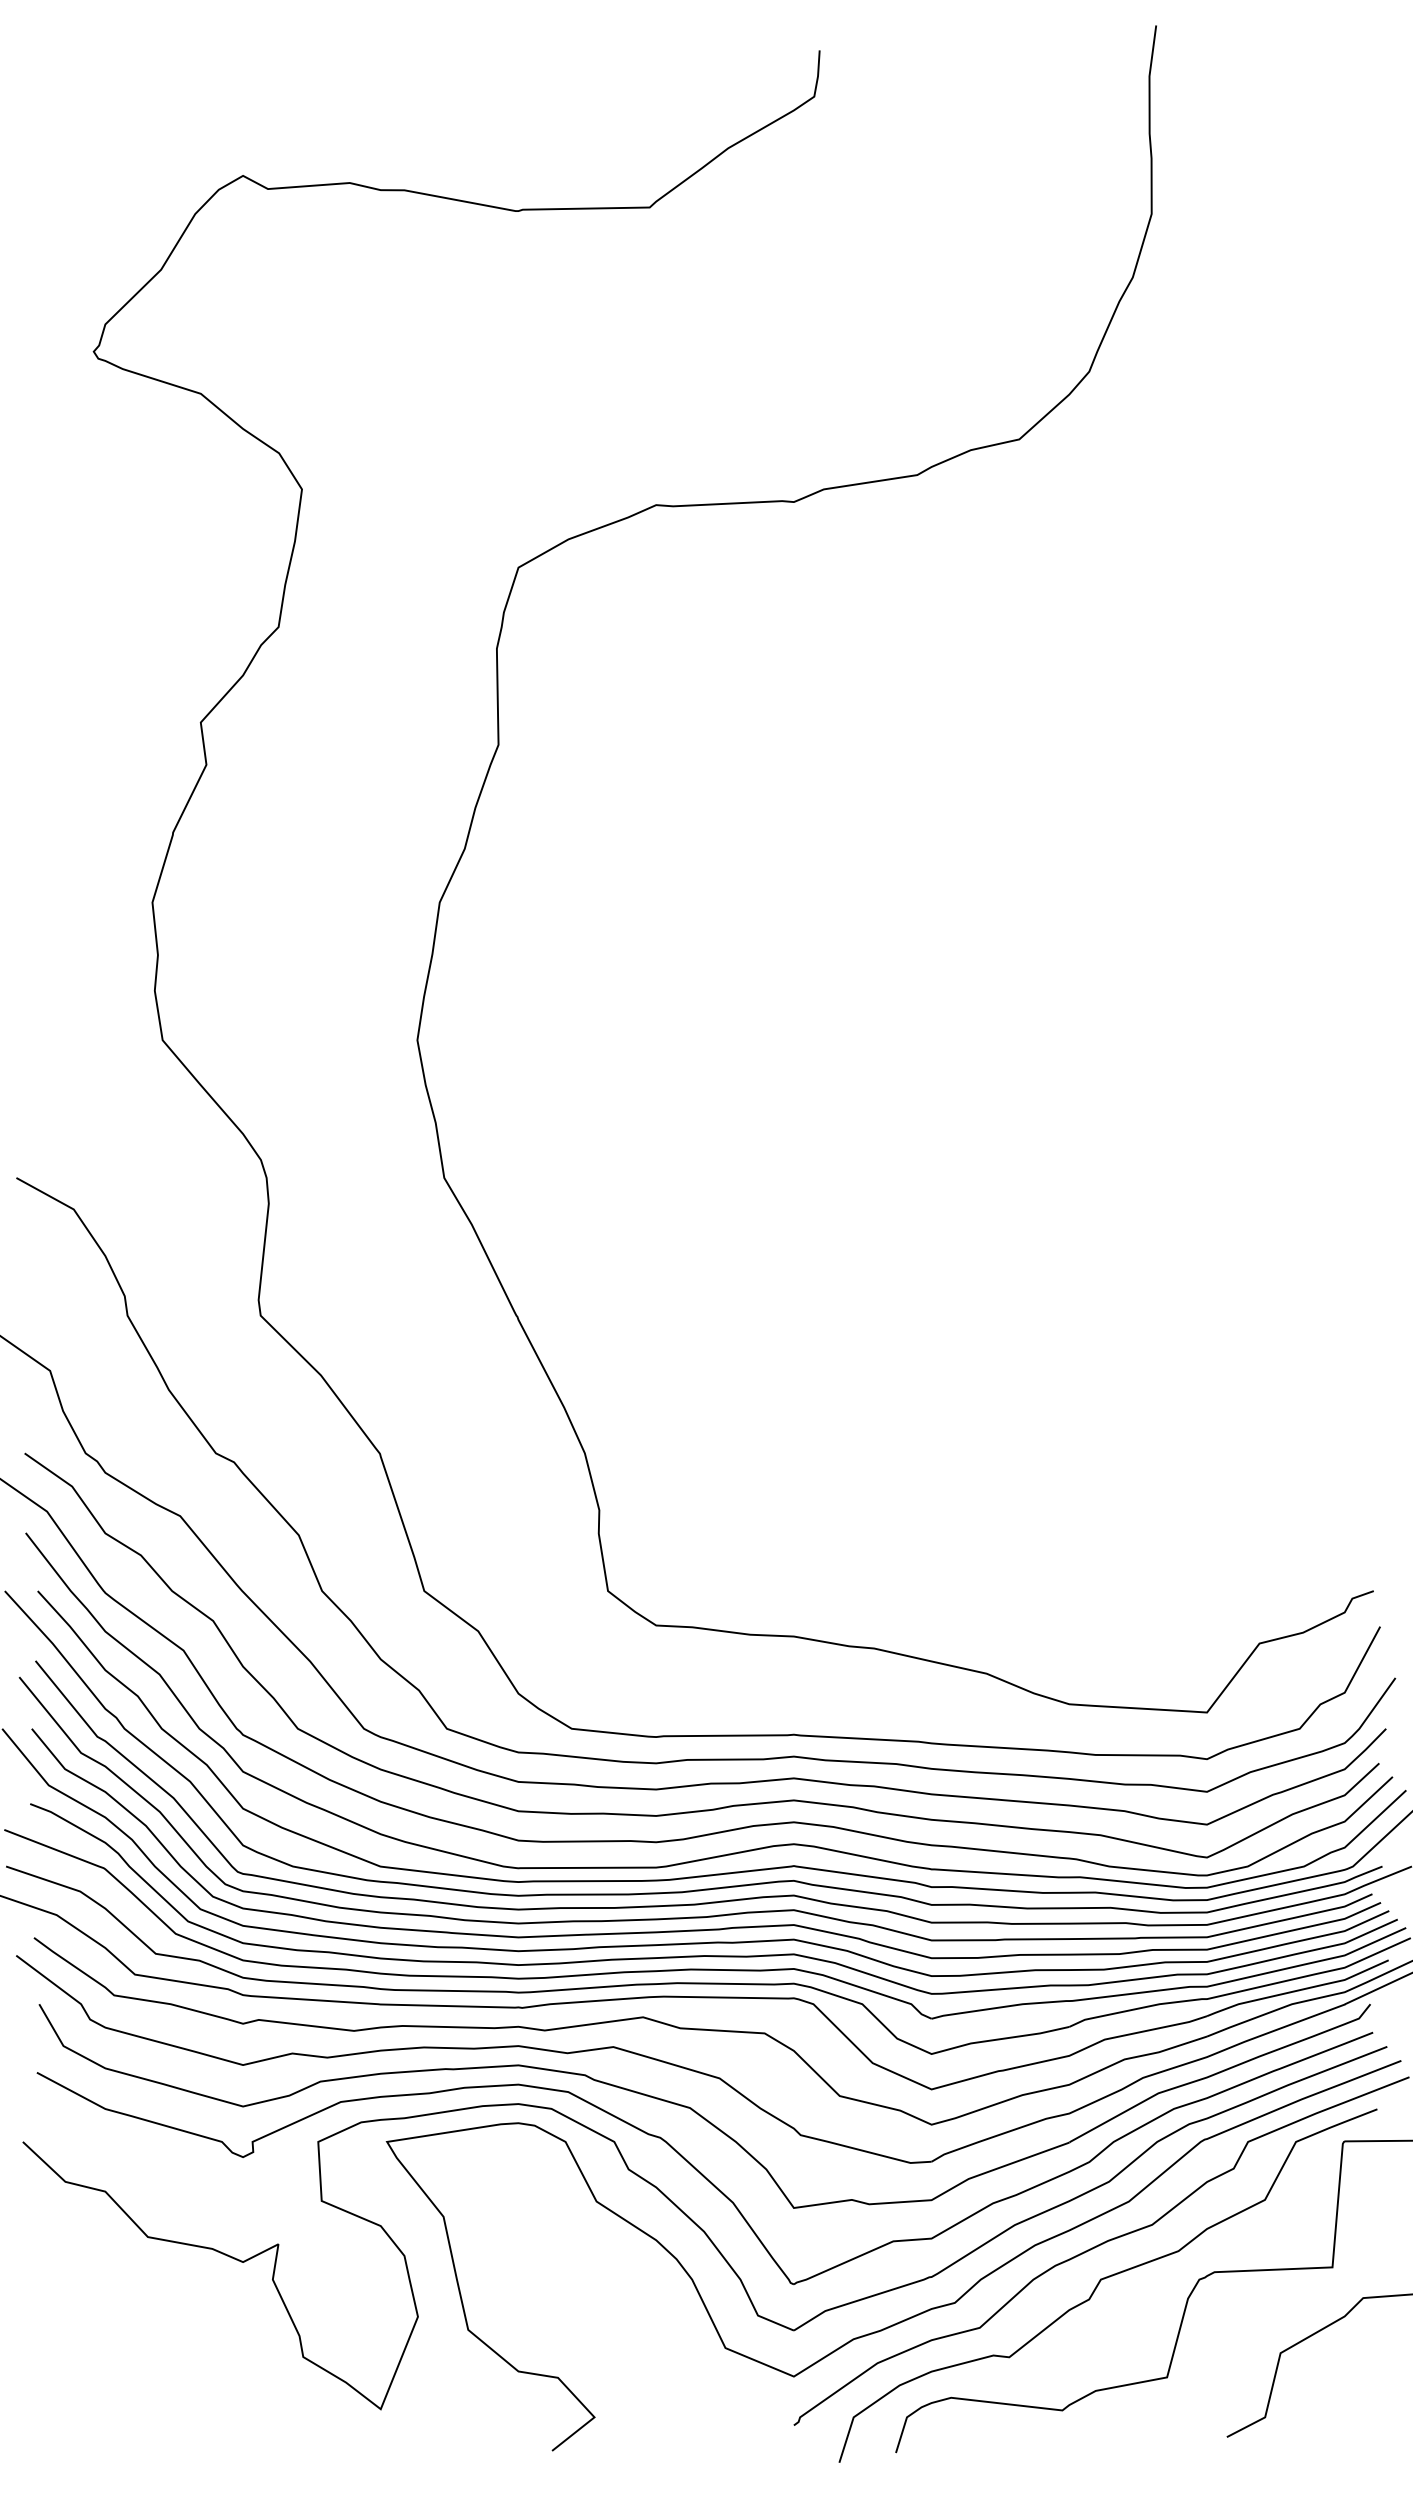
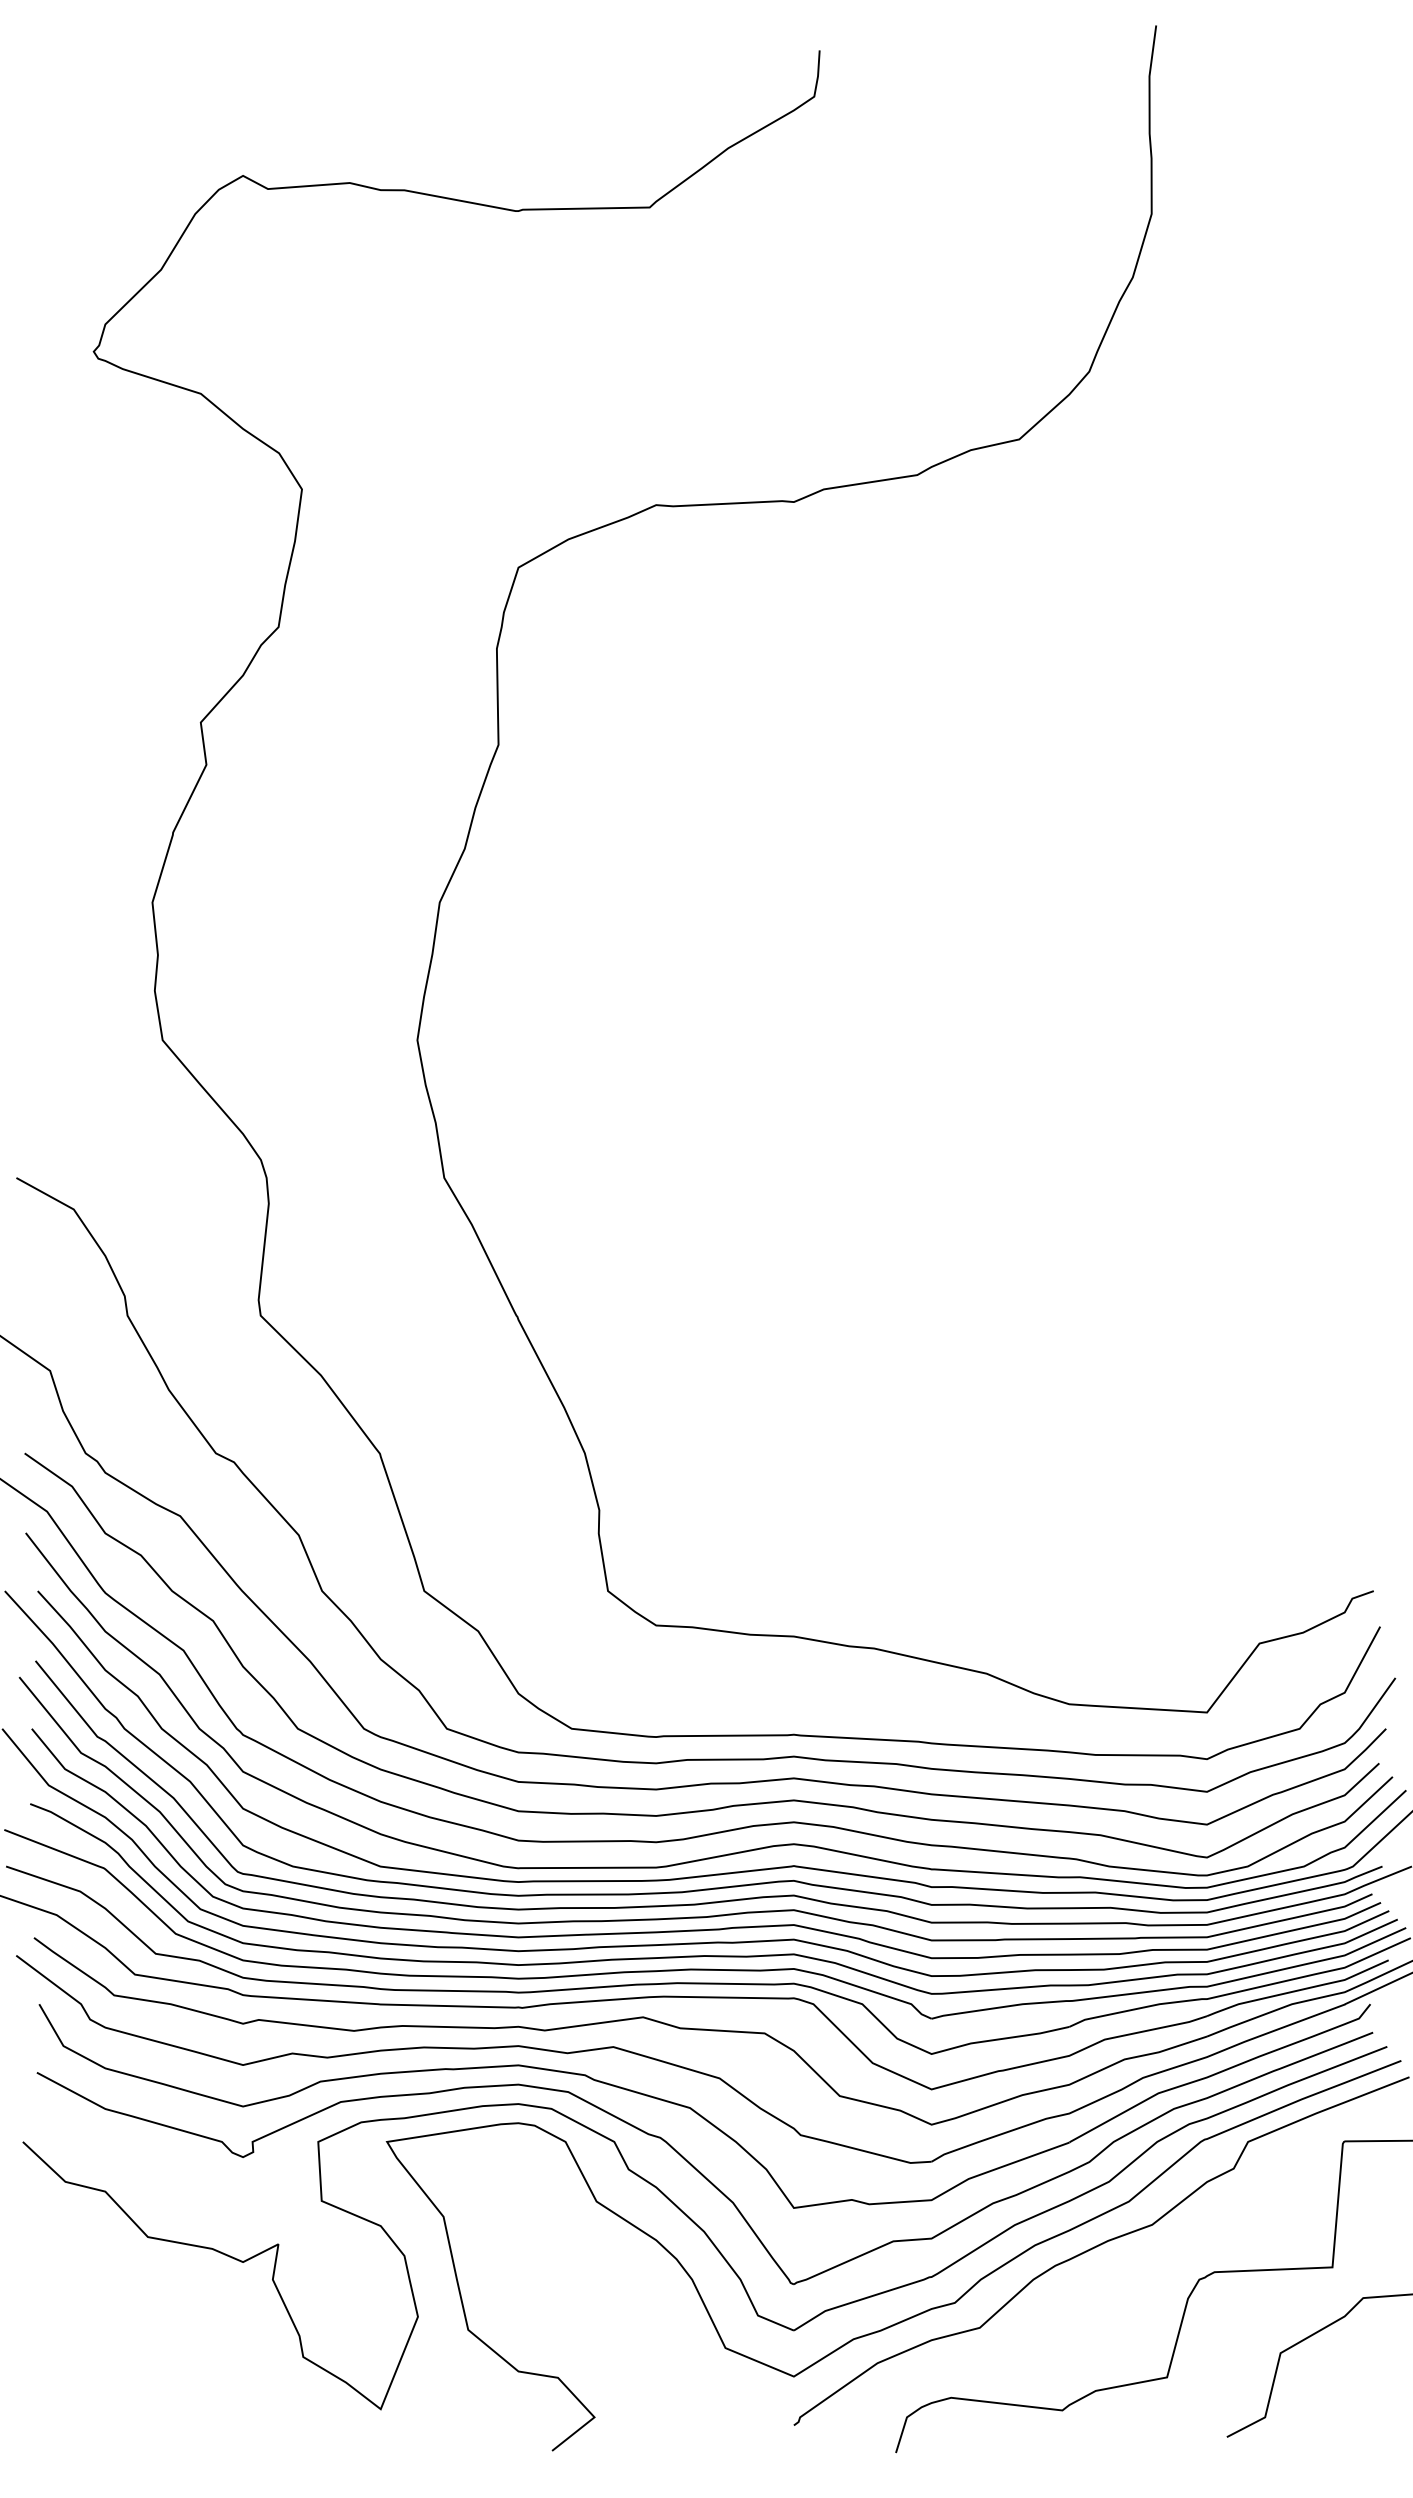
curve: present -> none (1104, 2279)
